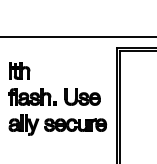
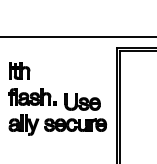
part position: (82, 96) -> (82, 101) (82, 101)
